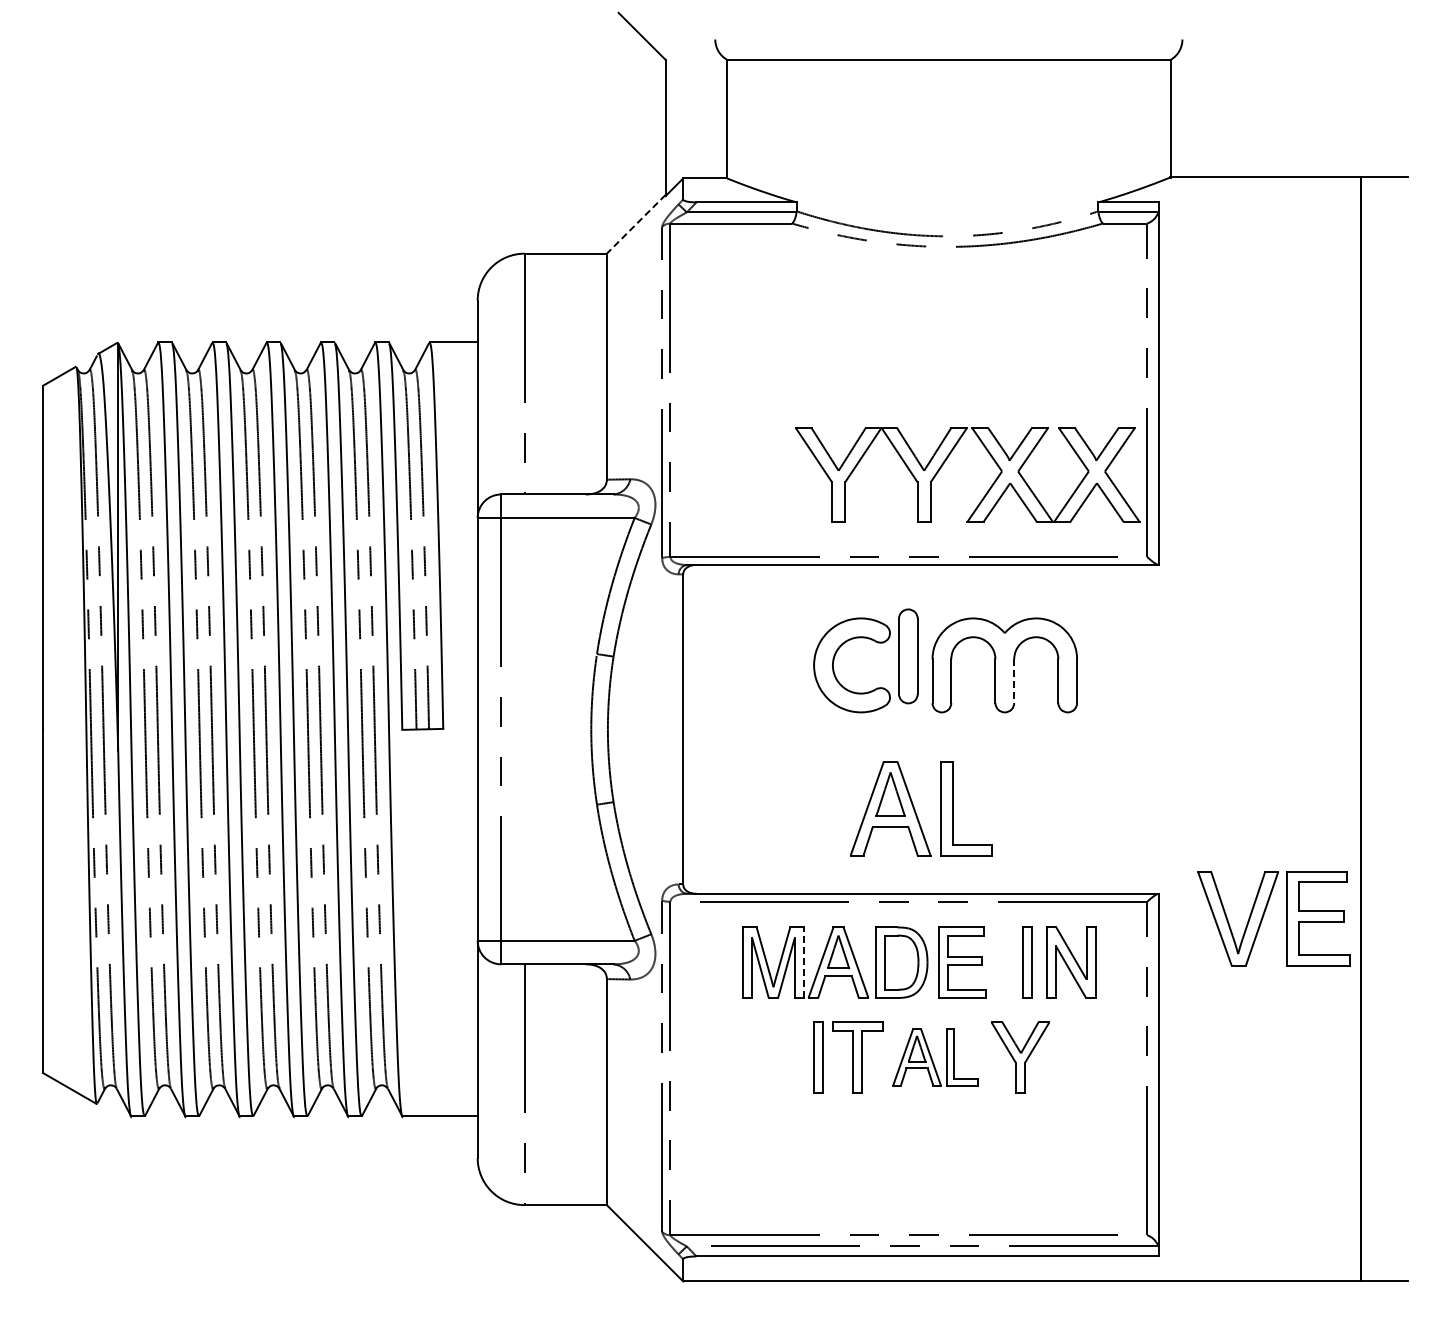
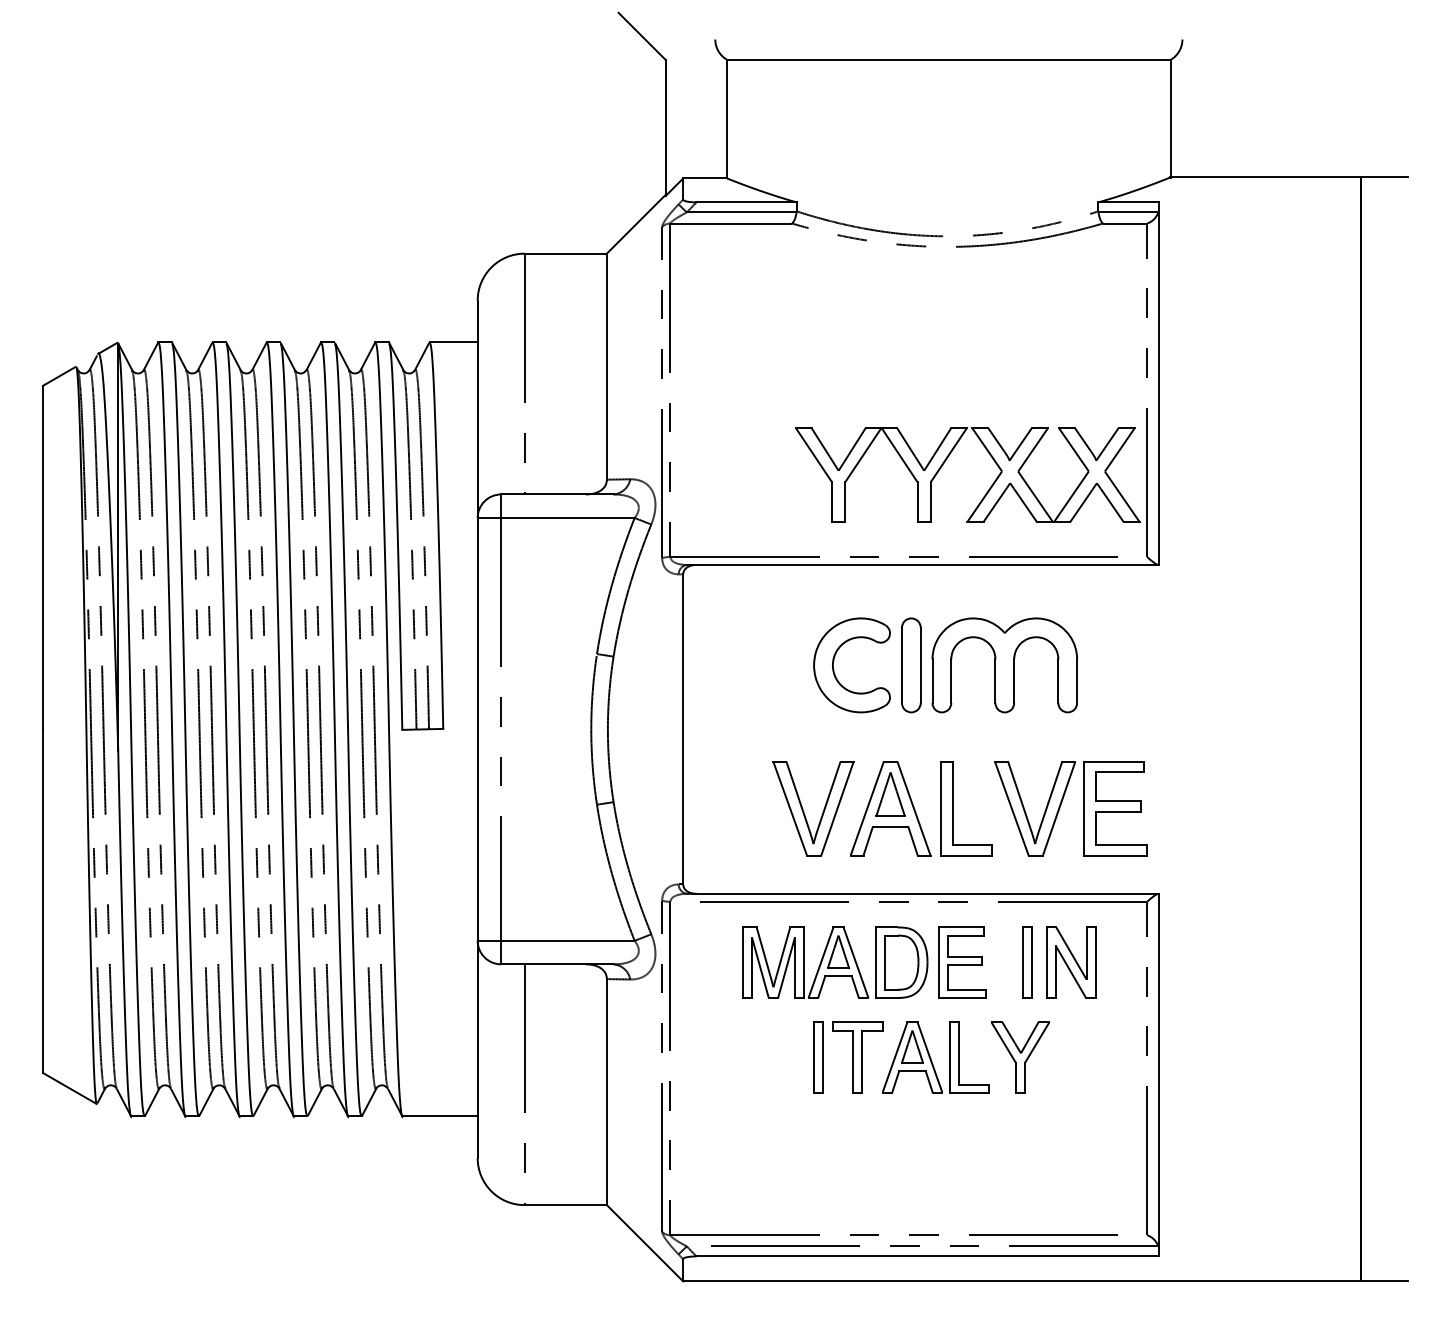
line: dashed -> solid (636, 224)
part position: (908, 656) -> (911, 665) (911, 665)
line: dashed -> solid (1014, 681)
part: none -> present (804, 811)
part position: (1264, 915) -> (1061, 805) (1061, 805)
line: dashed -> solid (803, 962)
part size: 87x59 px -> 109x73 px (935, 1057)
